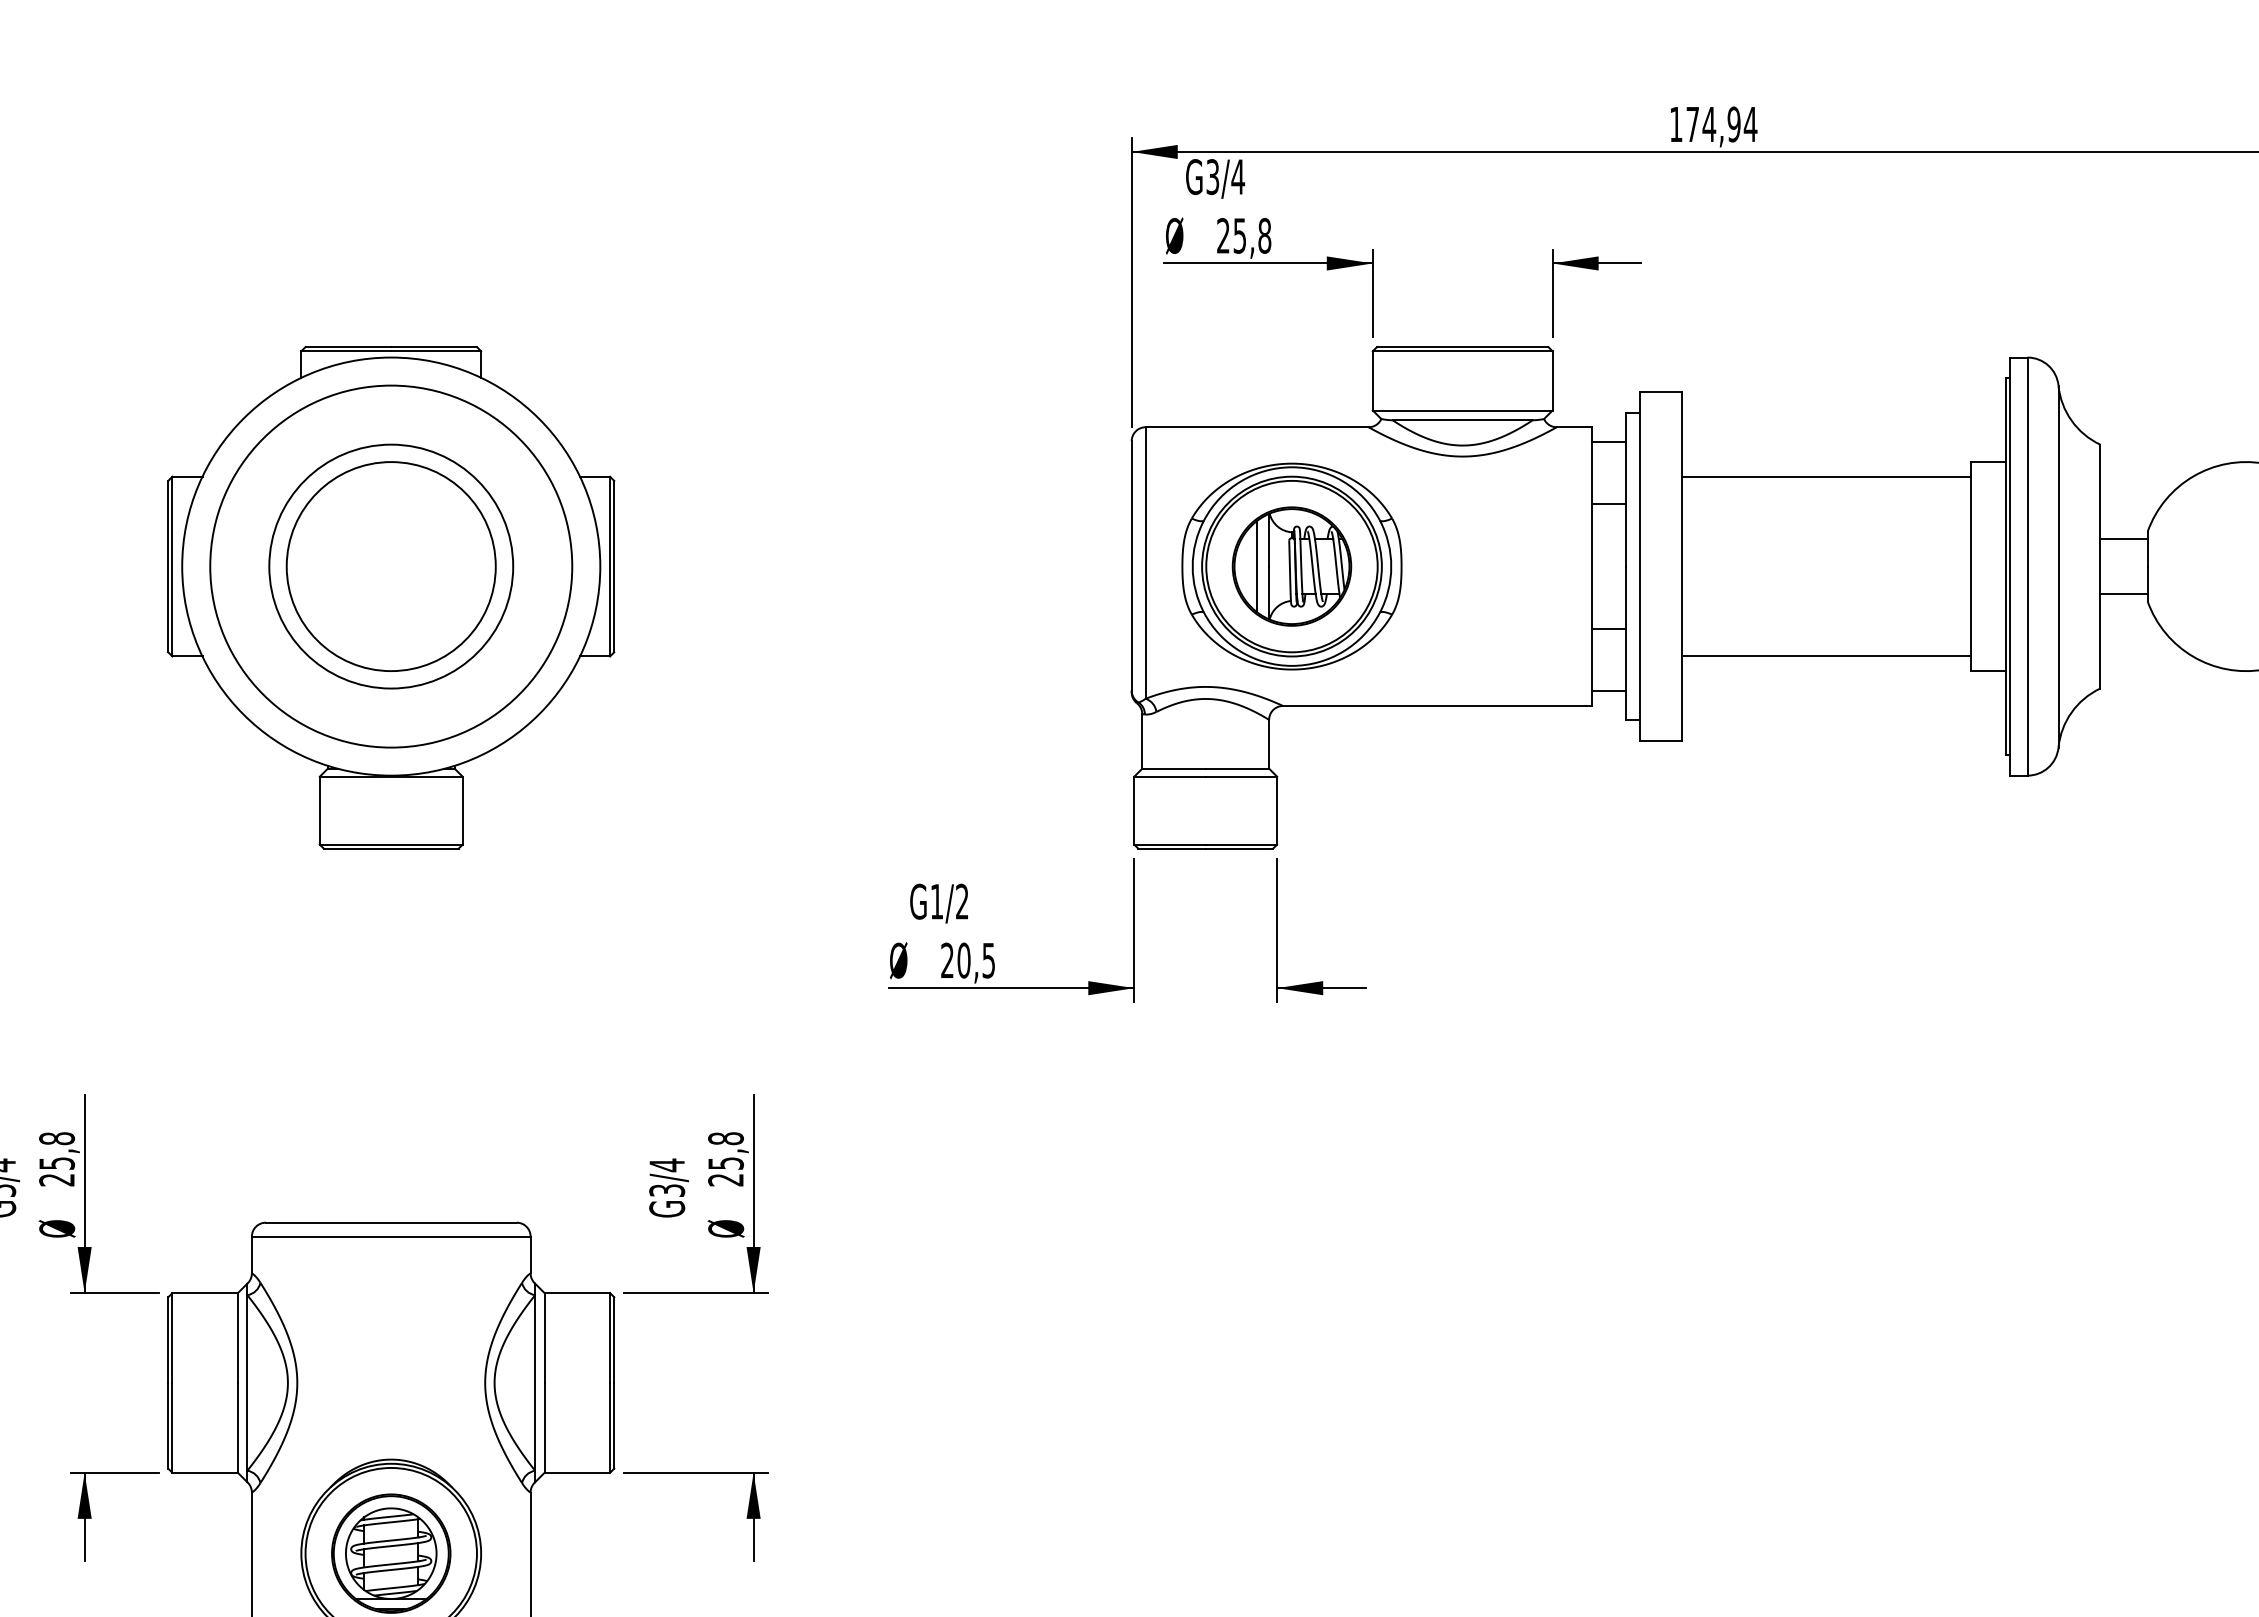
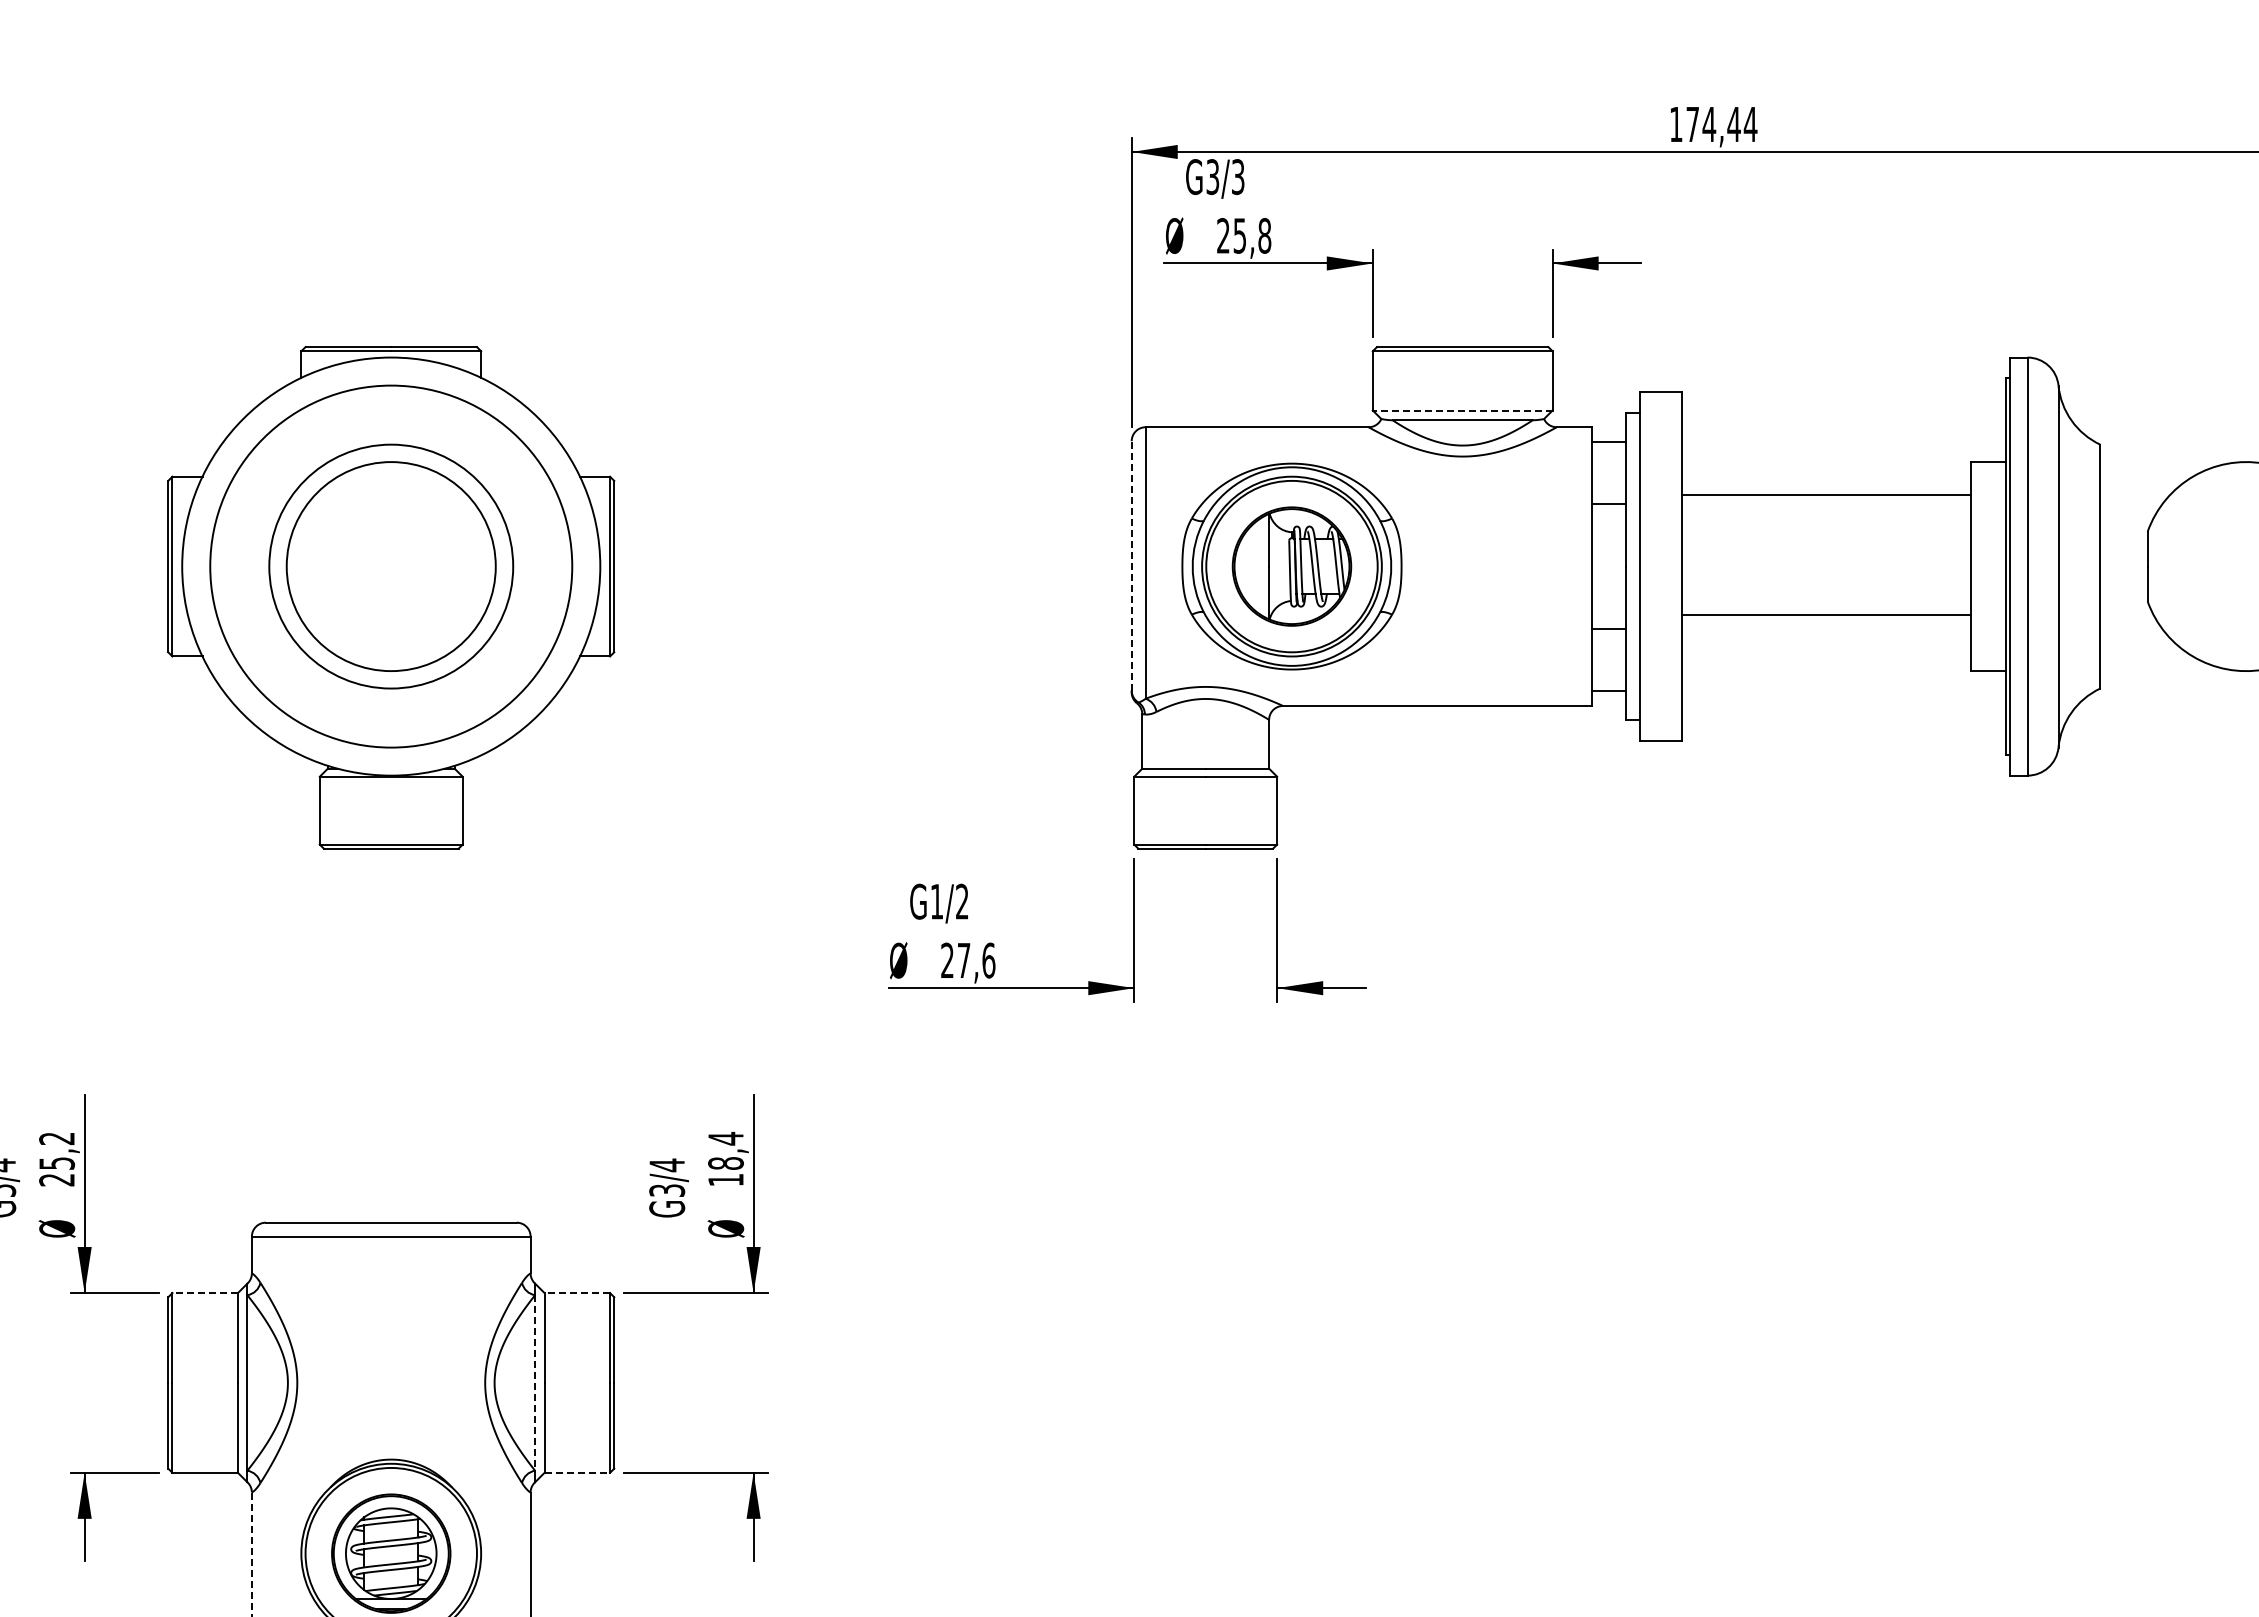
text: 174,94 -> 174,44 (1733, 124)
text: G3/4 -> G3/3 (1238, 176)
line: solid -> dashed (1462, 410)
line position: (1826, 476) -> (1826, 494) (1826, 494)
line: present -> none (2123, 539)
line: solid -> dashed (1131, 565)
line: present -> none (1257, 566)
line: present -> none (2123, 593)
line position: (1826, 656) -> (1826, 615) (1826, 615)
text: 20,5 -> 27,6 (976, 960)
text: 25,8 -> 25,2 (57, 1138)
text: 25,8 -> 18,4 (725, 1159)
line: solid -> dashed (205, 1293)
line: solid -> dashed (577, 1293)
line: solid -> dashed (535, 1382)
line: solid -> dashed (577, 1472)
line: solid -> dashed (251, 1555)
